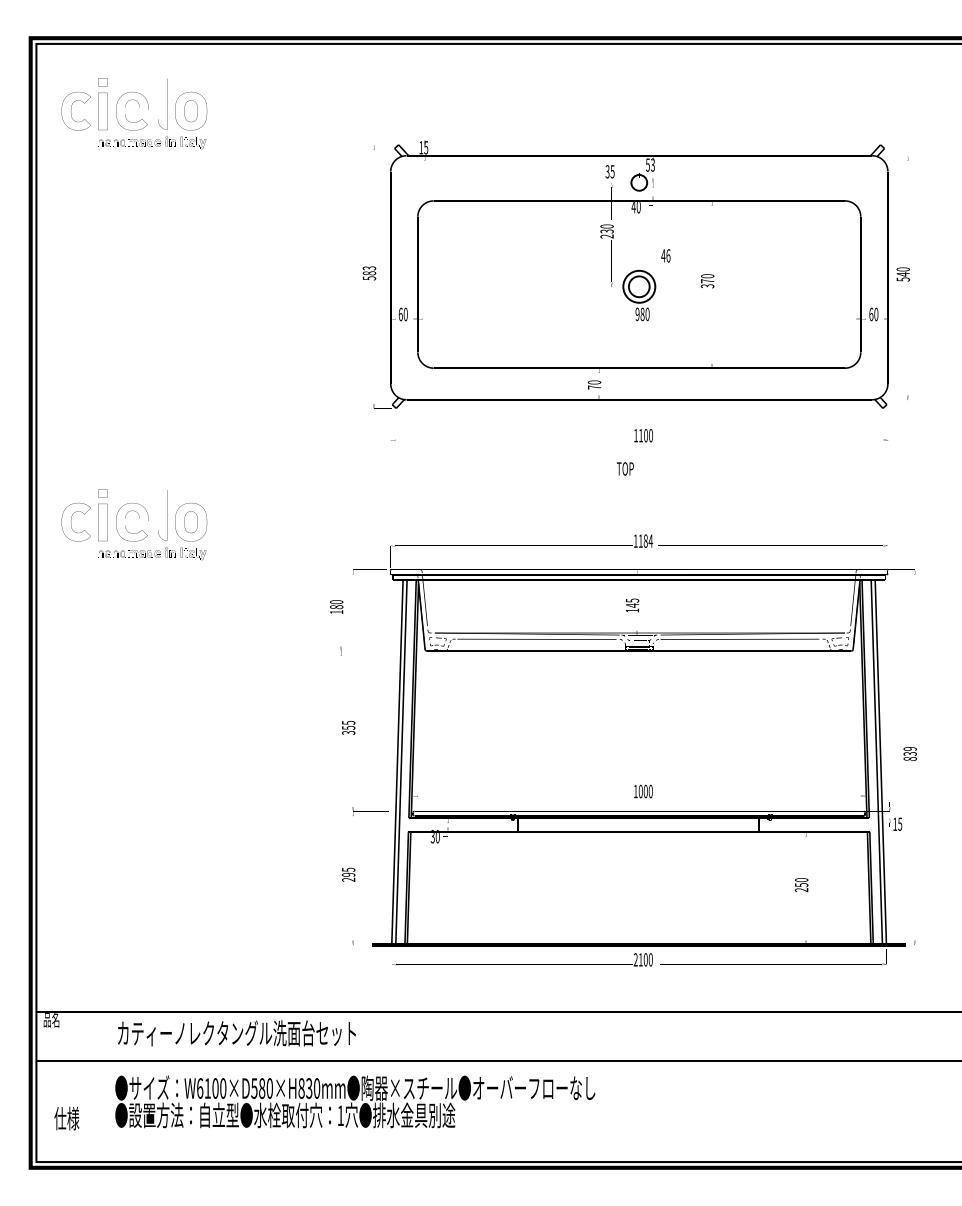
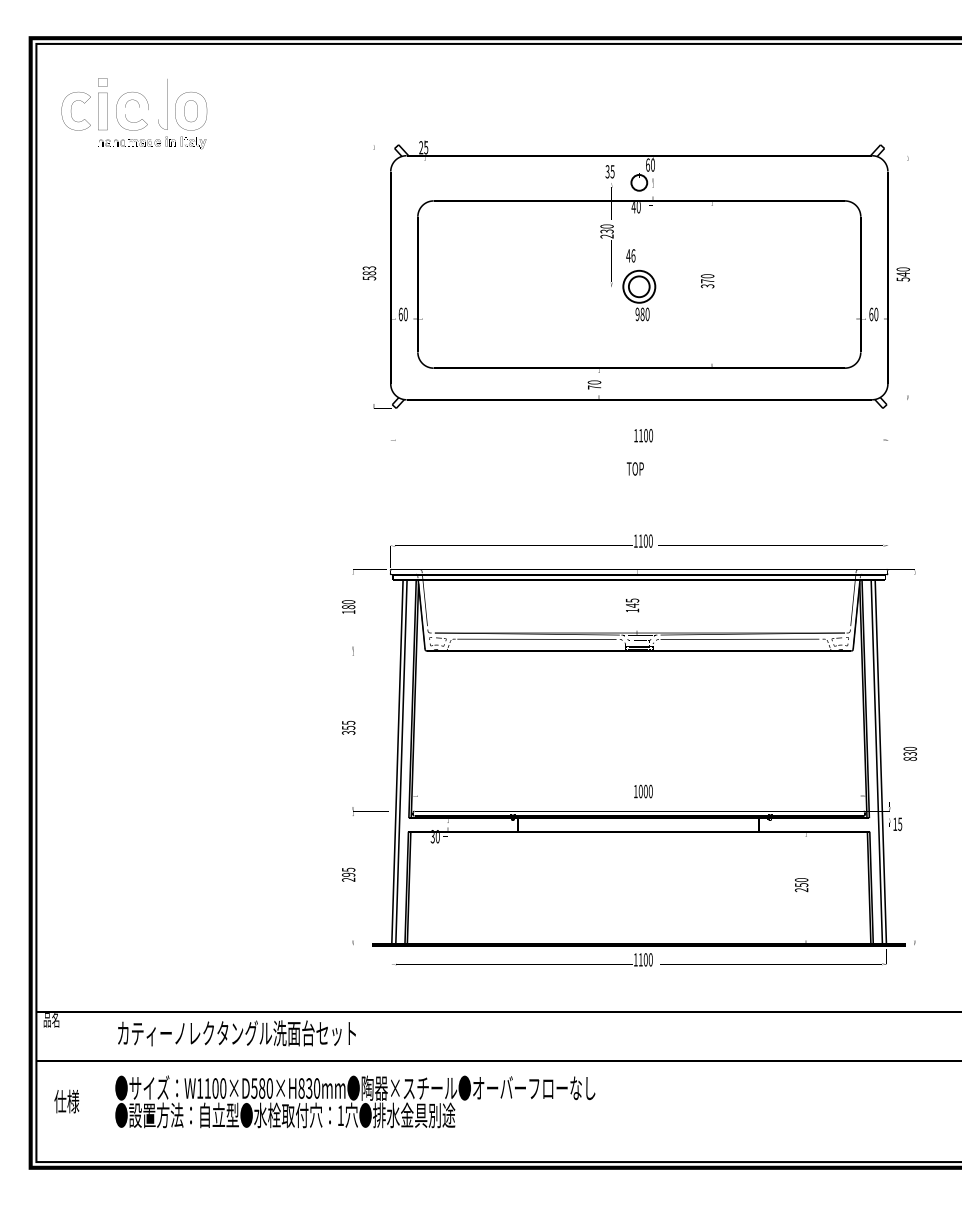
text: 15 -> 25 (421, 147)
text: 53 -> 60 (649, 164)
text position: (665, 255) -> (630, 255) (630, 255)
text position: (624, 468) -> (634, 468) (634, 468)
part: present -> none (139, 518)
text: 1184 -> 1100 (647, 540)
text position: (336, 627) -> (348, 627) (348, 627)
text: 839 -> 830 (909, 748)
text: 2100 -> 1100 (635, 959)
text: W6100×D580×H830mm -> W1100×D580×H830mm (200, 1088)
text position: (66, 1118) -> (66, 1101) (66, 1101)
